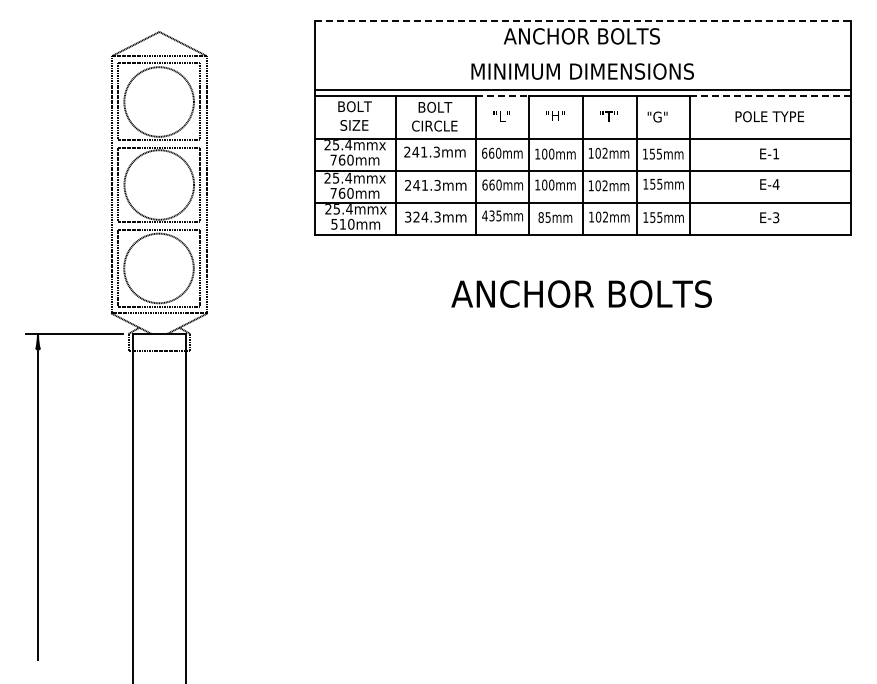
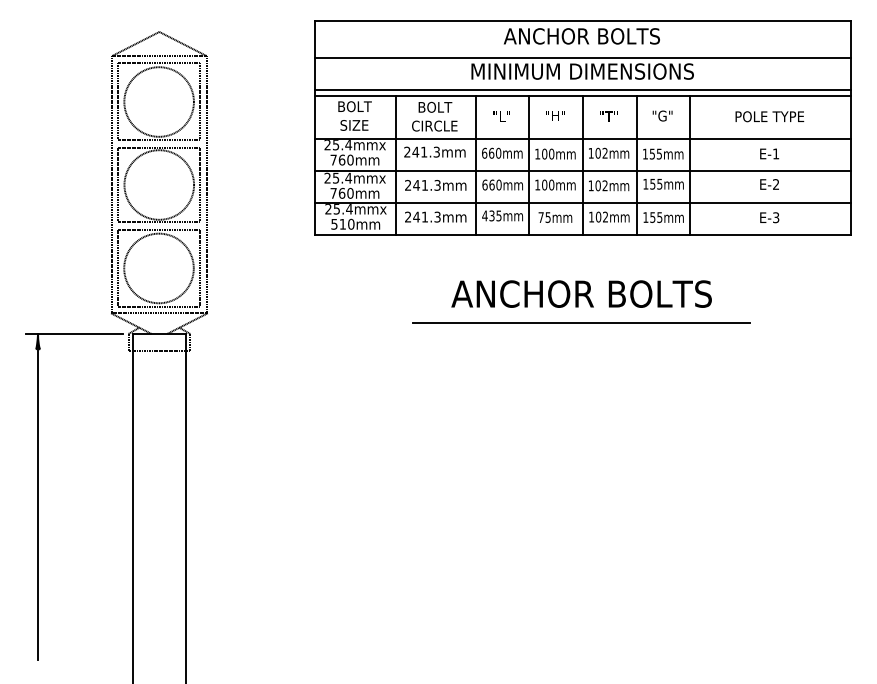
line: dashed -> solid (582, 20)
line: none -> present (582, 58)
line: dashed -> solid (502, 95)
line: dashed -> solid (770, 95)
text position: (657, 116) -> (662, 115) (662, 115)
text: E-4 -> E-2 (775, 184)
text: 324.3mm -> 241.3mm (416, 216)
text: 85mm -> 75mm (540, 217)
line: none -> present (581, 322)
